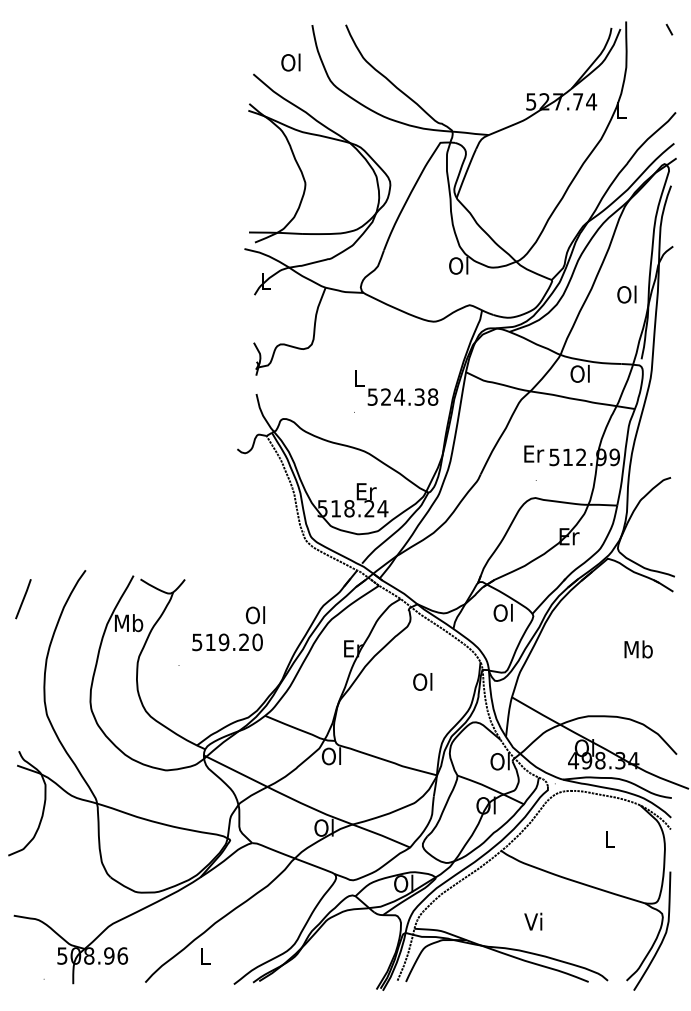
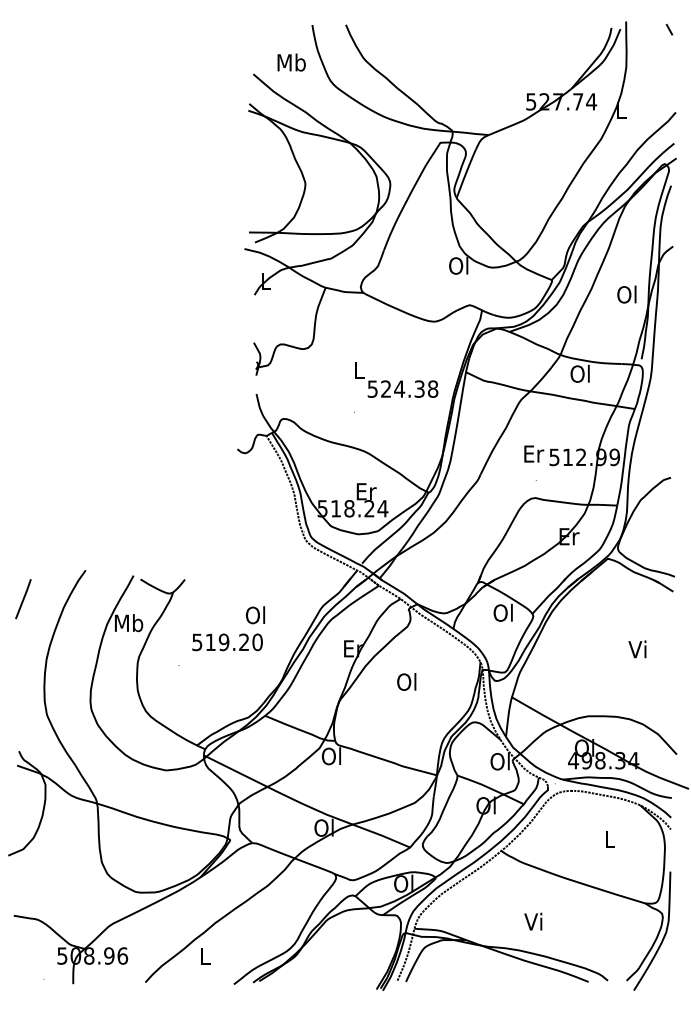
text: Ol -> Mb (291, 62)
text position: (396, 387) -> (396, 379) (396, 379)
text: Mb -> Vi (638, 649)
text position: (422, 681) -> (406, 681) (406, 681)
